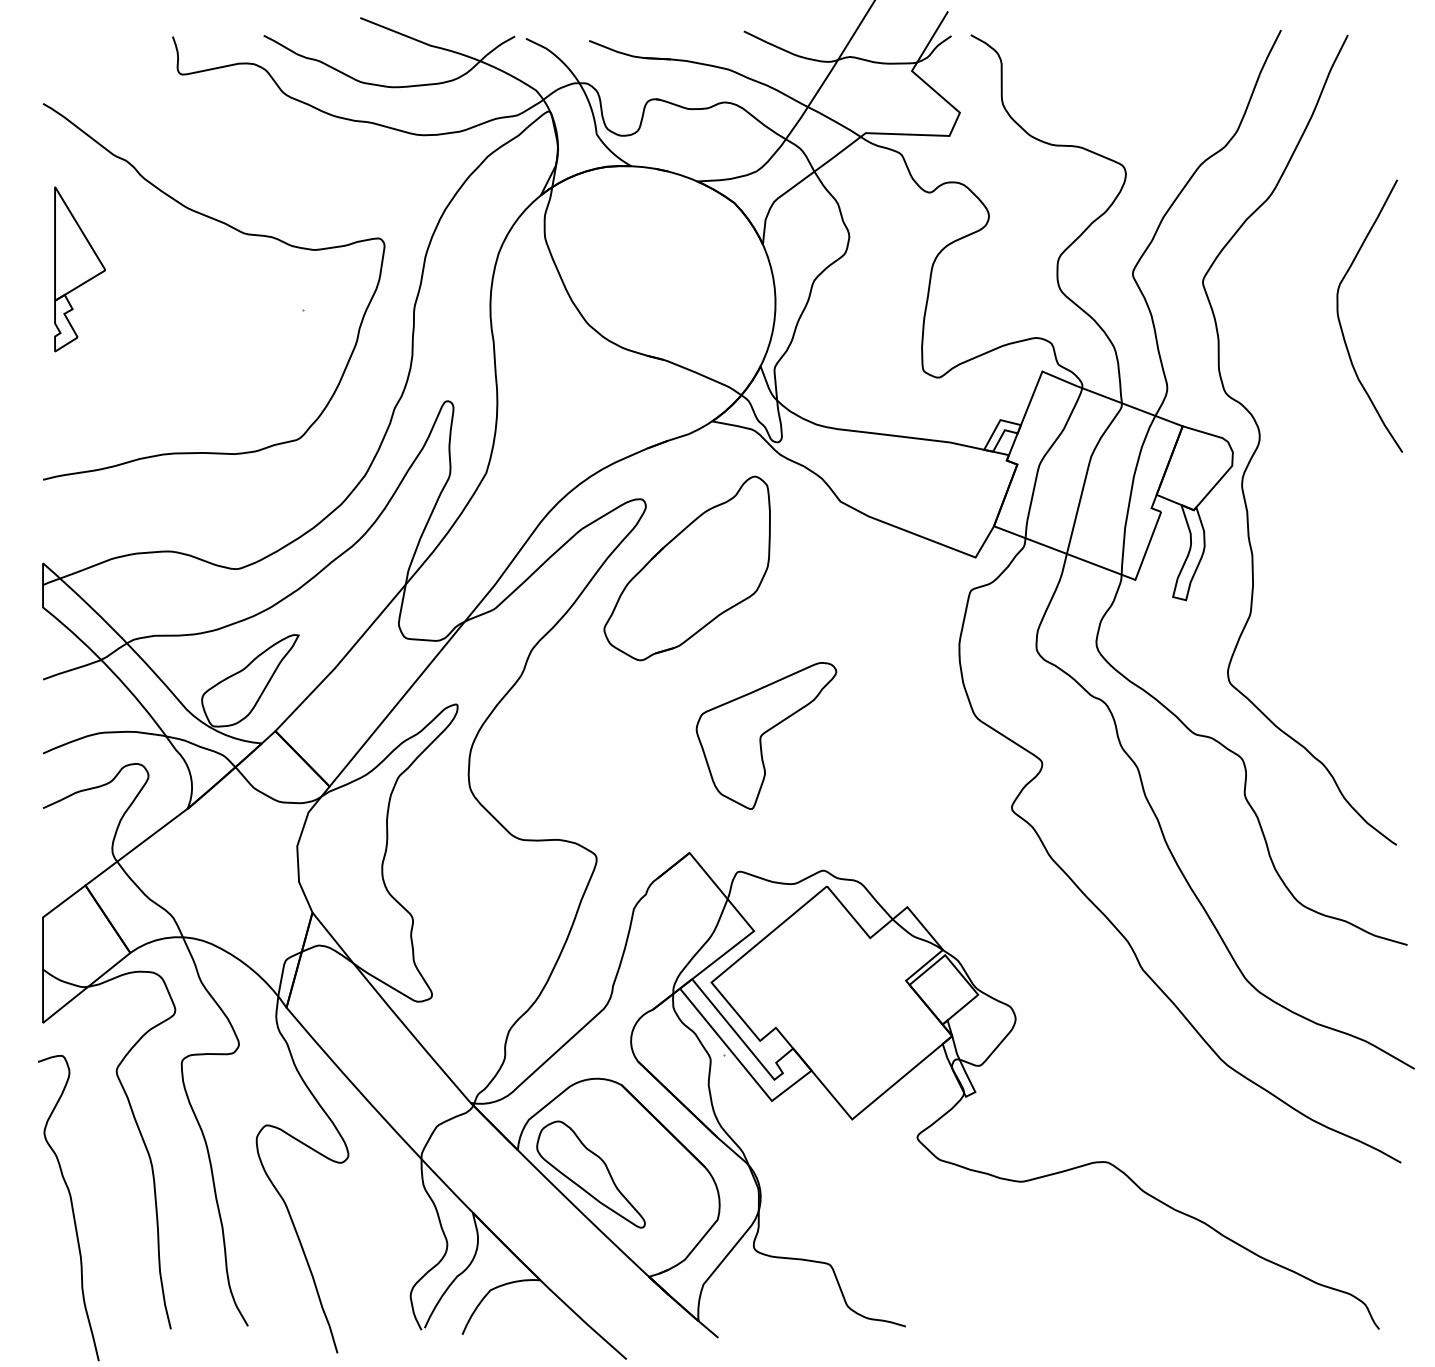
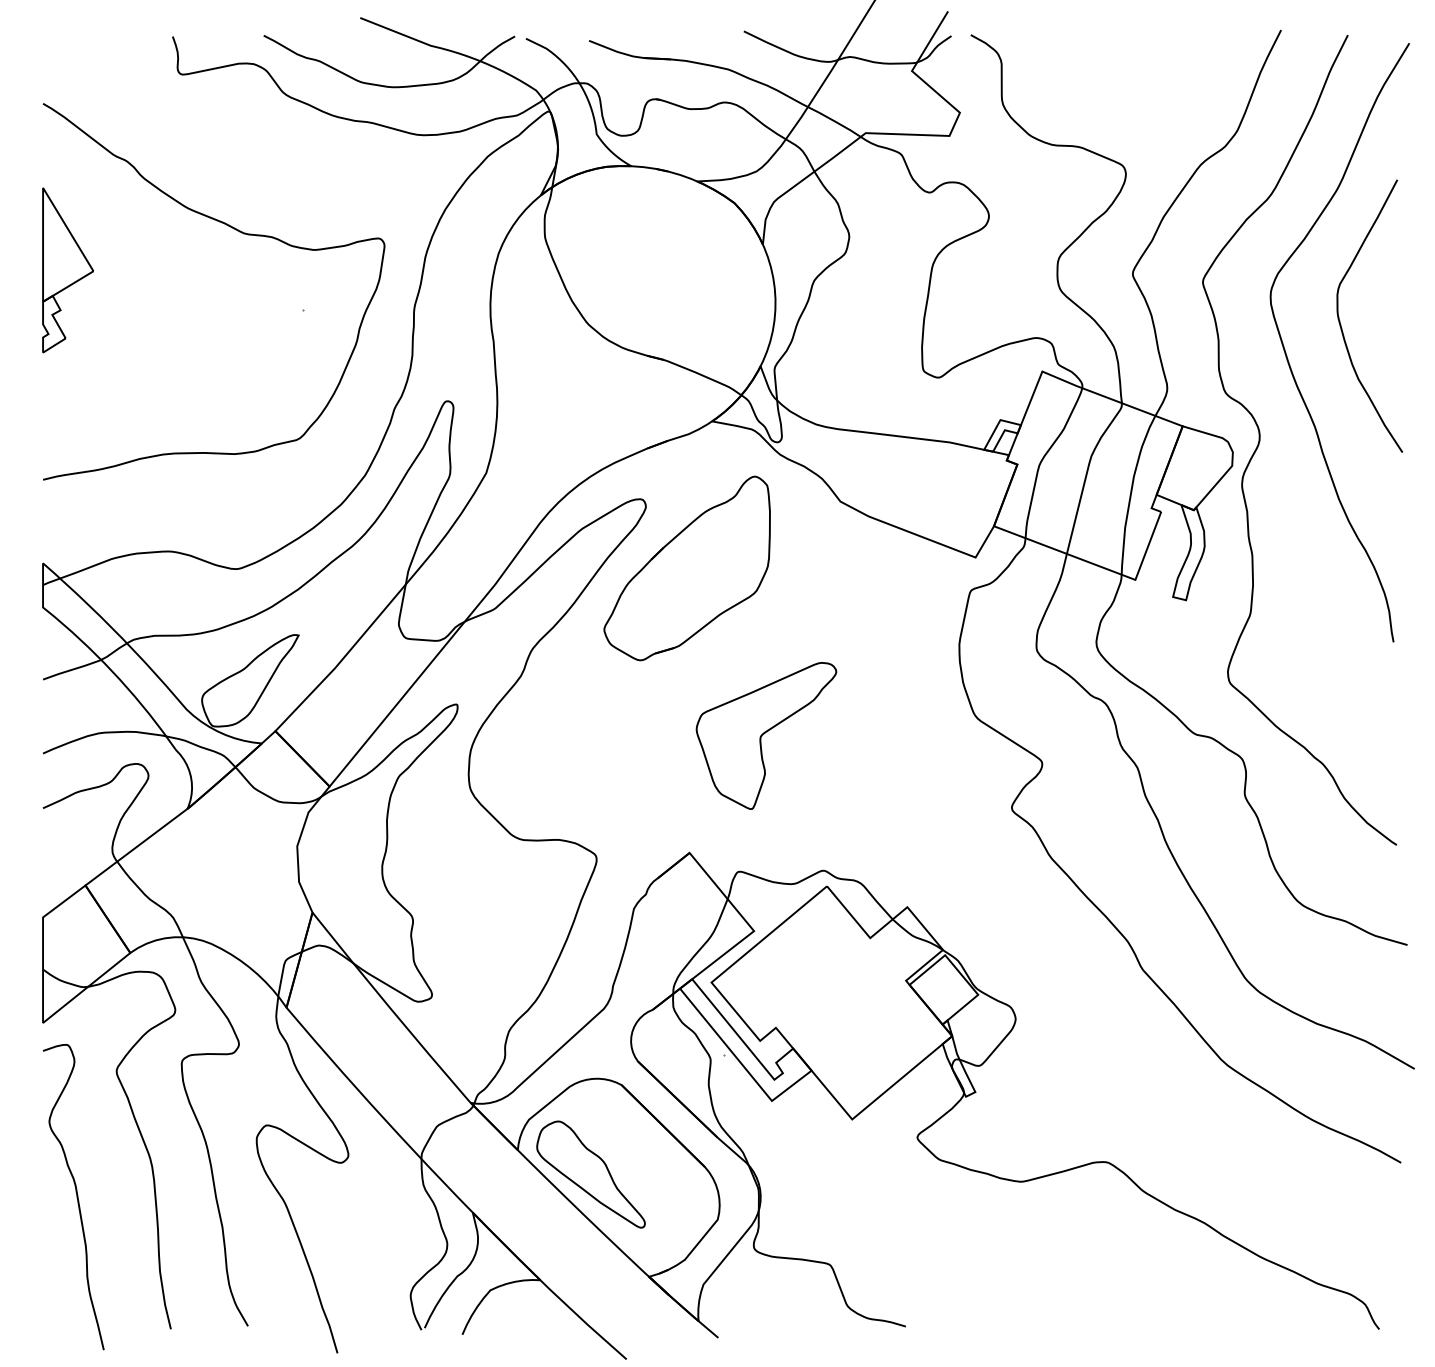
part position: (80, 269) -> (68, 270) (68, 270)
curve: none -> present (1288, 358)
curve position: (71, 1207) -> (76, 1196) (76, 1196)
